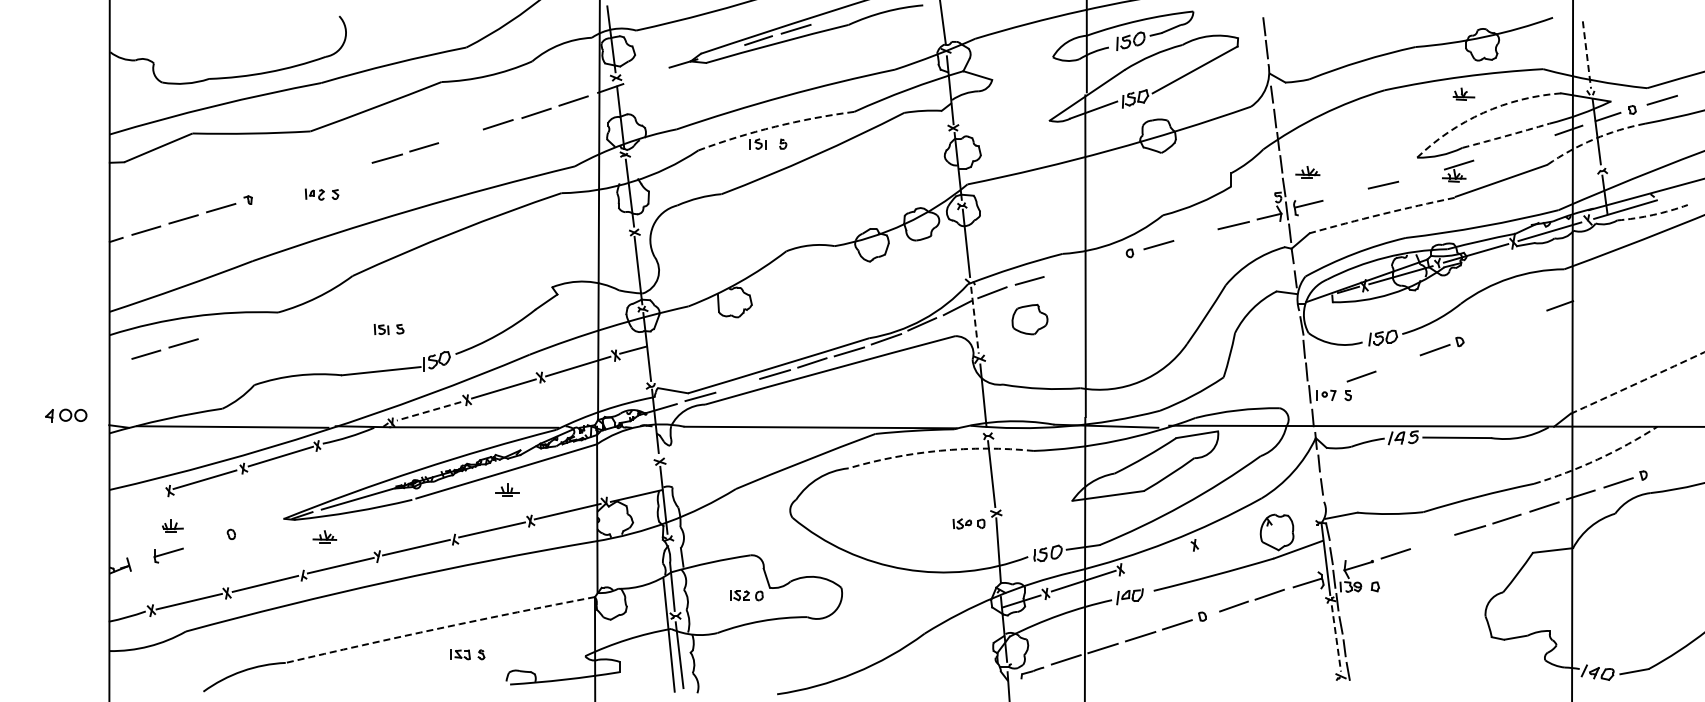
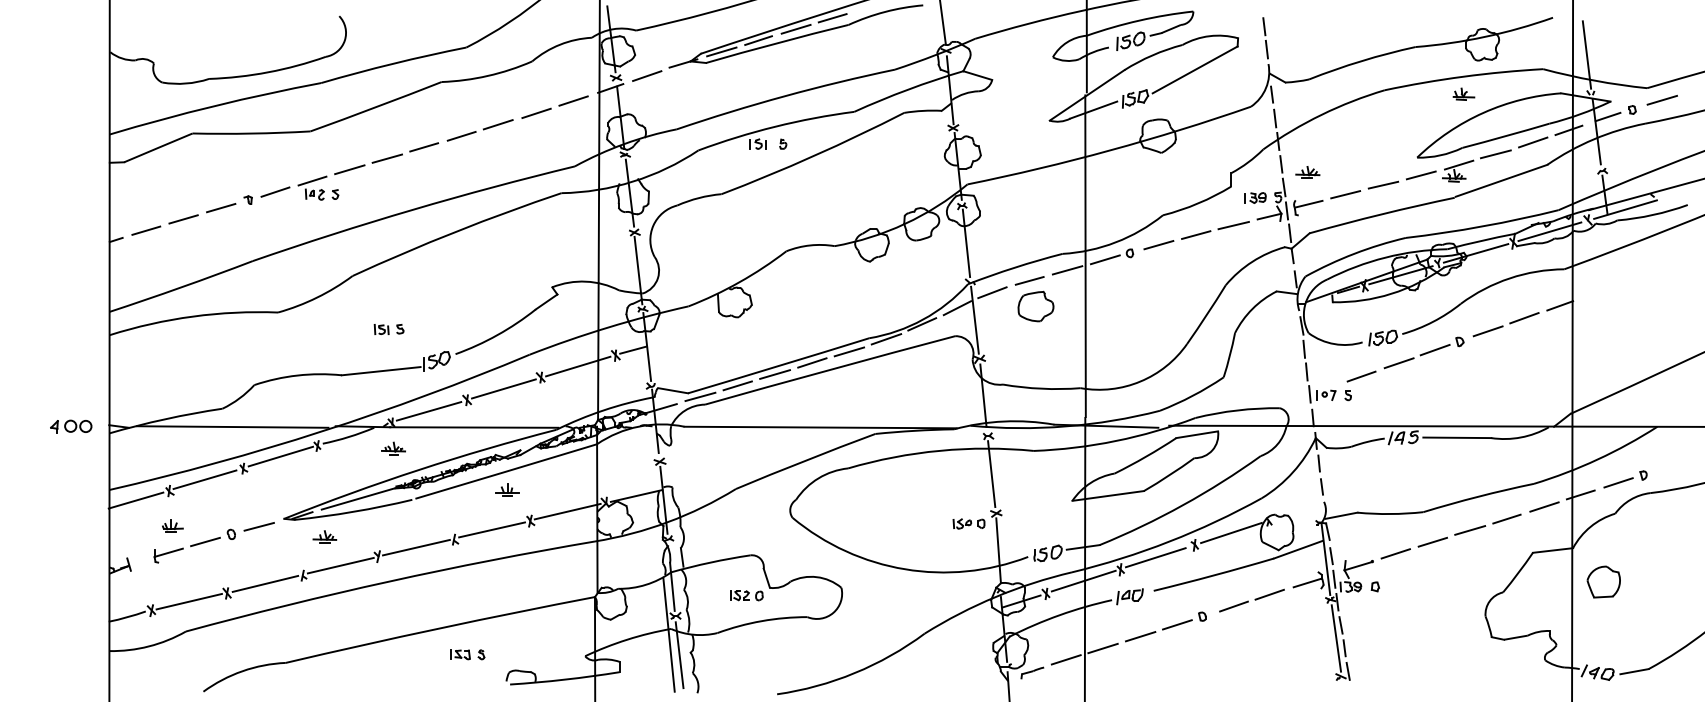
line: none -> present (832, 18)
line: none -> present (721, 51)
line: dashed -> solid (1586, 55)
line: none -> present (647, 76)
arc: dashed -> solid (1483, 112)
arc: dashed -> solid (775, 126)
line: none -> present (461, 135)
arc: dashed -> solid (1506, 136)
arc: dashed -> solid (1594, 139)
line: none -> present (1533, 142)
line: none -> present (1495, 154)
line: none -> present (349, 169)
line: none -> present (1420, 175)
line: none -> present (312, 180)
line: none -> present (275, 191)
line: none -> present (1345, 194)
part: none -> present (1255, 197)
arc: dashed -> solid (1381, 214)
arc: dashed -> solid (1653, 215)
line: none -> present (1196, 234)
line: none -> present (1104, 259)
line: none -> present (1067, 270)
line: none -> present (1524, 318)
part position: (1029, 319) -> (1035, 306) (1035, 306)
line: dashed -> solid (974, 320)
line: none -> present (1487, 331)
line: present -> none (161, 350)
line: none -> present (1398, 363)
arc: dashed -> solid (1638, 382)
line: none -> present (737, 385)
line: dashed -> solid (428, 411)
part position: (66, 415) -> (71, 426) (71, 426)
part: none -> present (393, 448)
arc: dashed -> solid (940, 450)
arc: dashed -> solid (1597, 459)
line: none -> present (135, 500)
line: none -> present (258, 526)
line: none -> present (1231, 532)
line: none -> present (205, 541)
line: none -> present (1432, 541)
line: none -> present (1155, 557)
part: none -> present (1603, 581)
arc: dashed -> solid (440, 628)
line: dashed -> solid (1336, 638)
